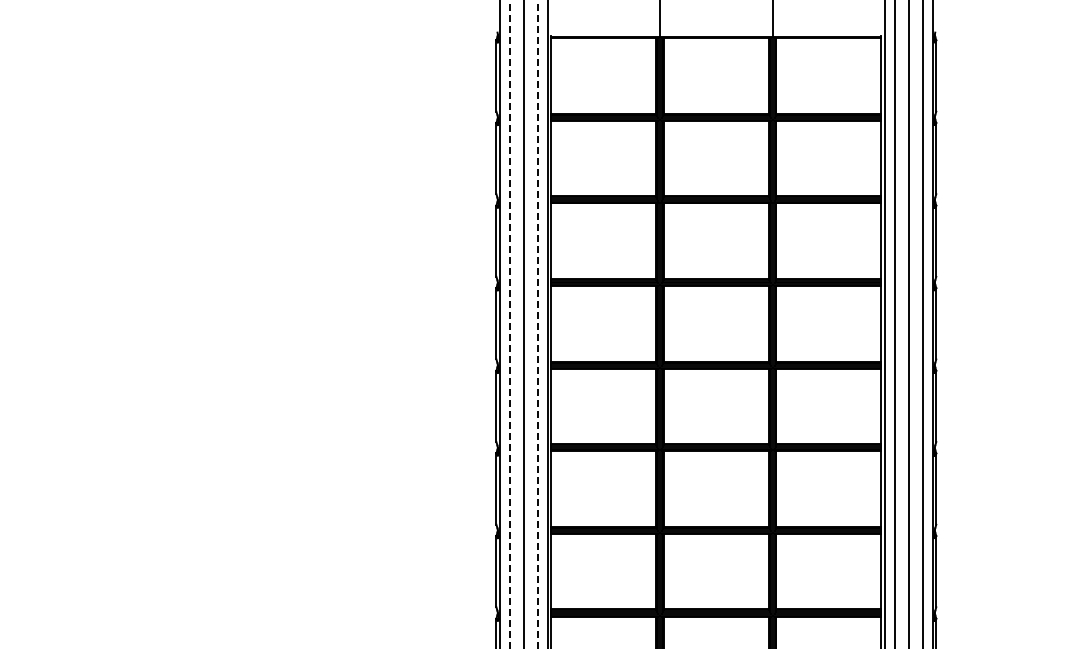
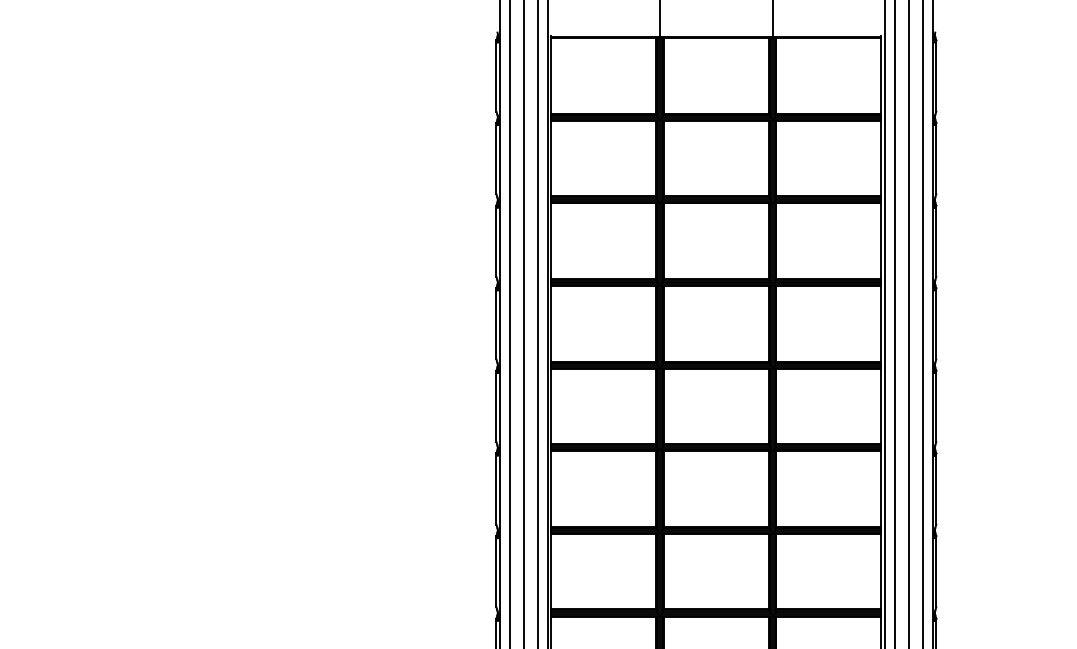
line: dashed -> solid (510, 324)
line: dashed -> solid (537, 324)
